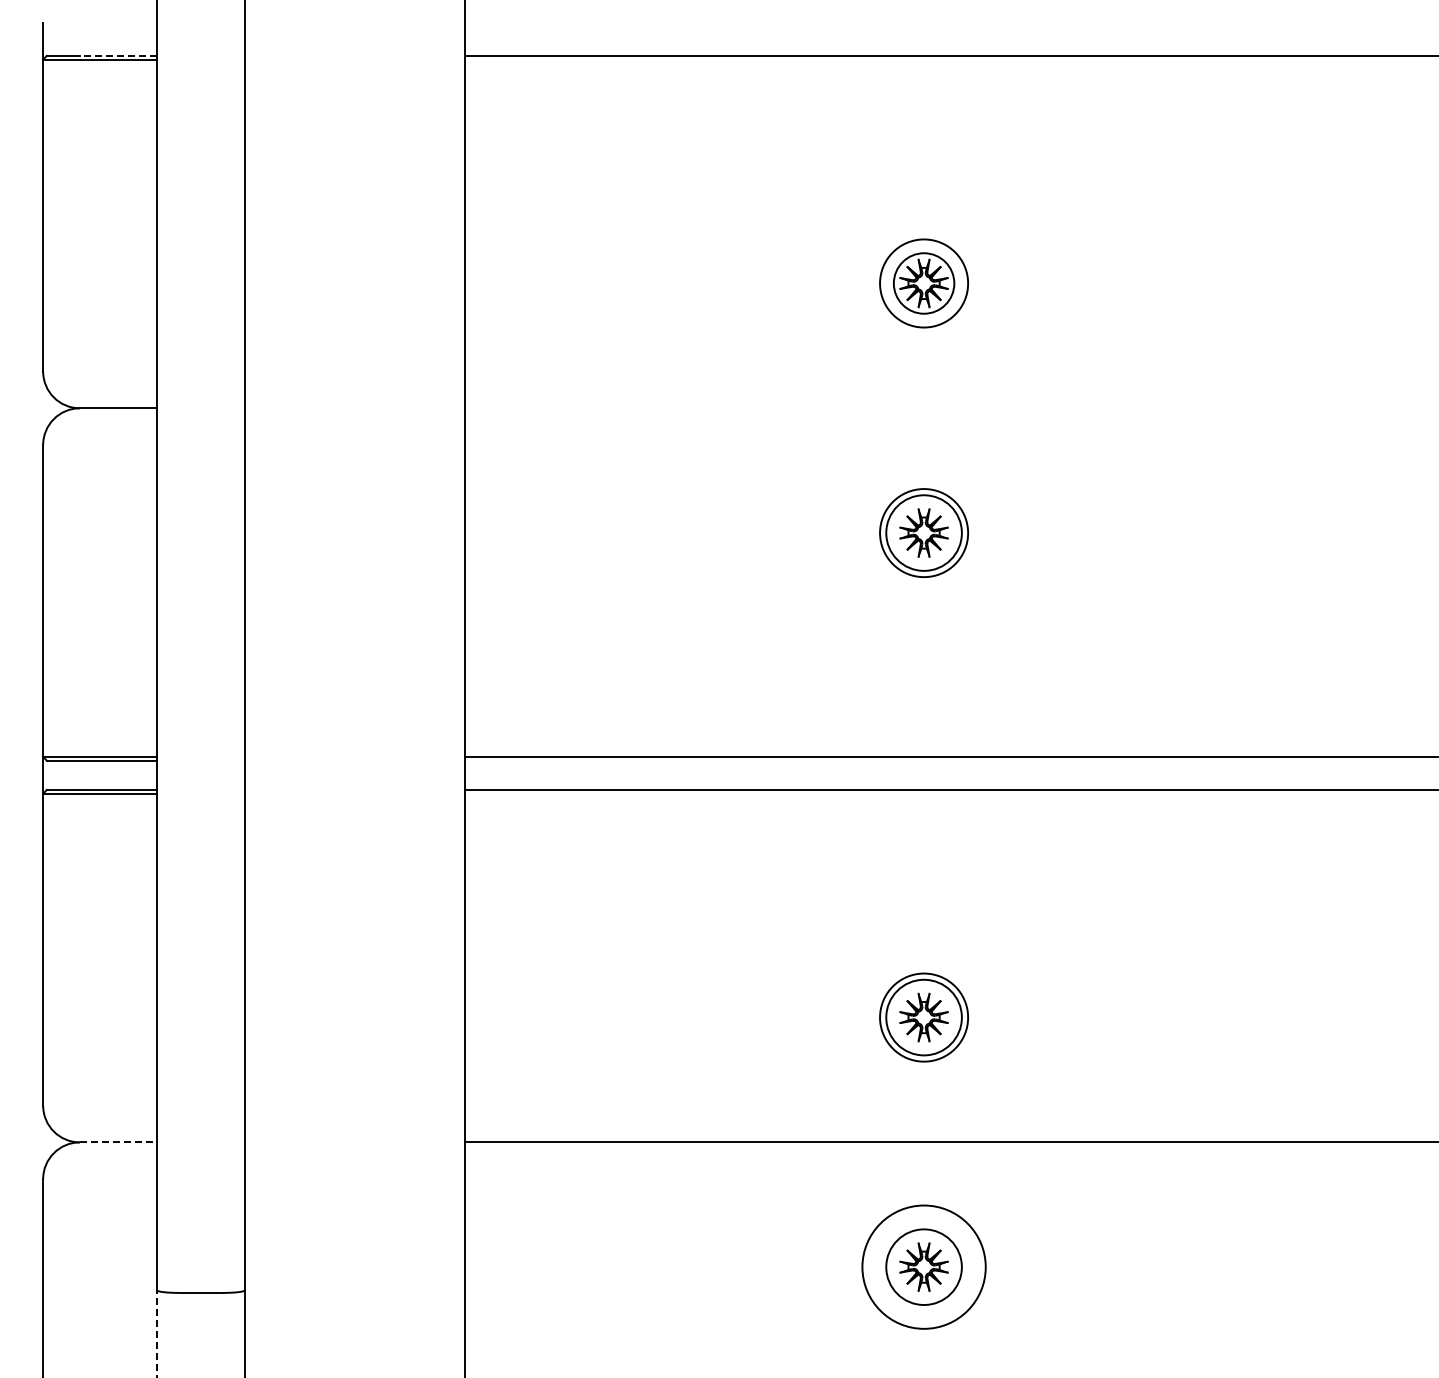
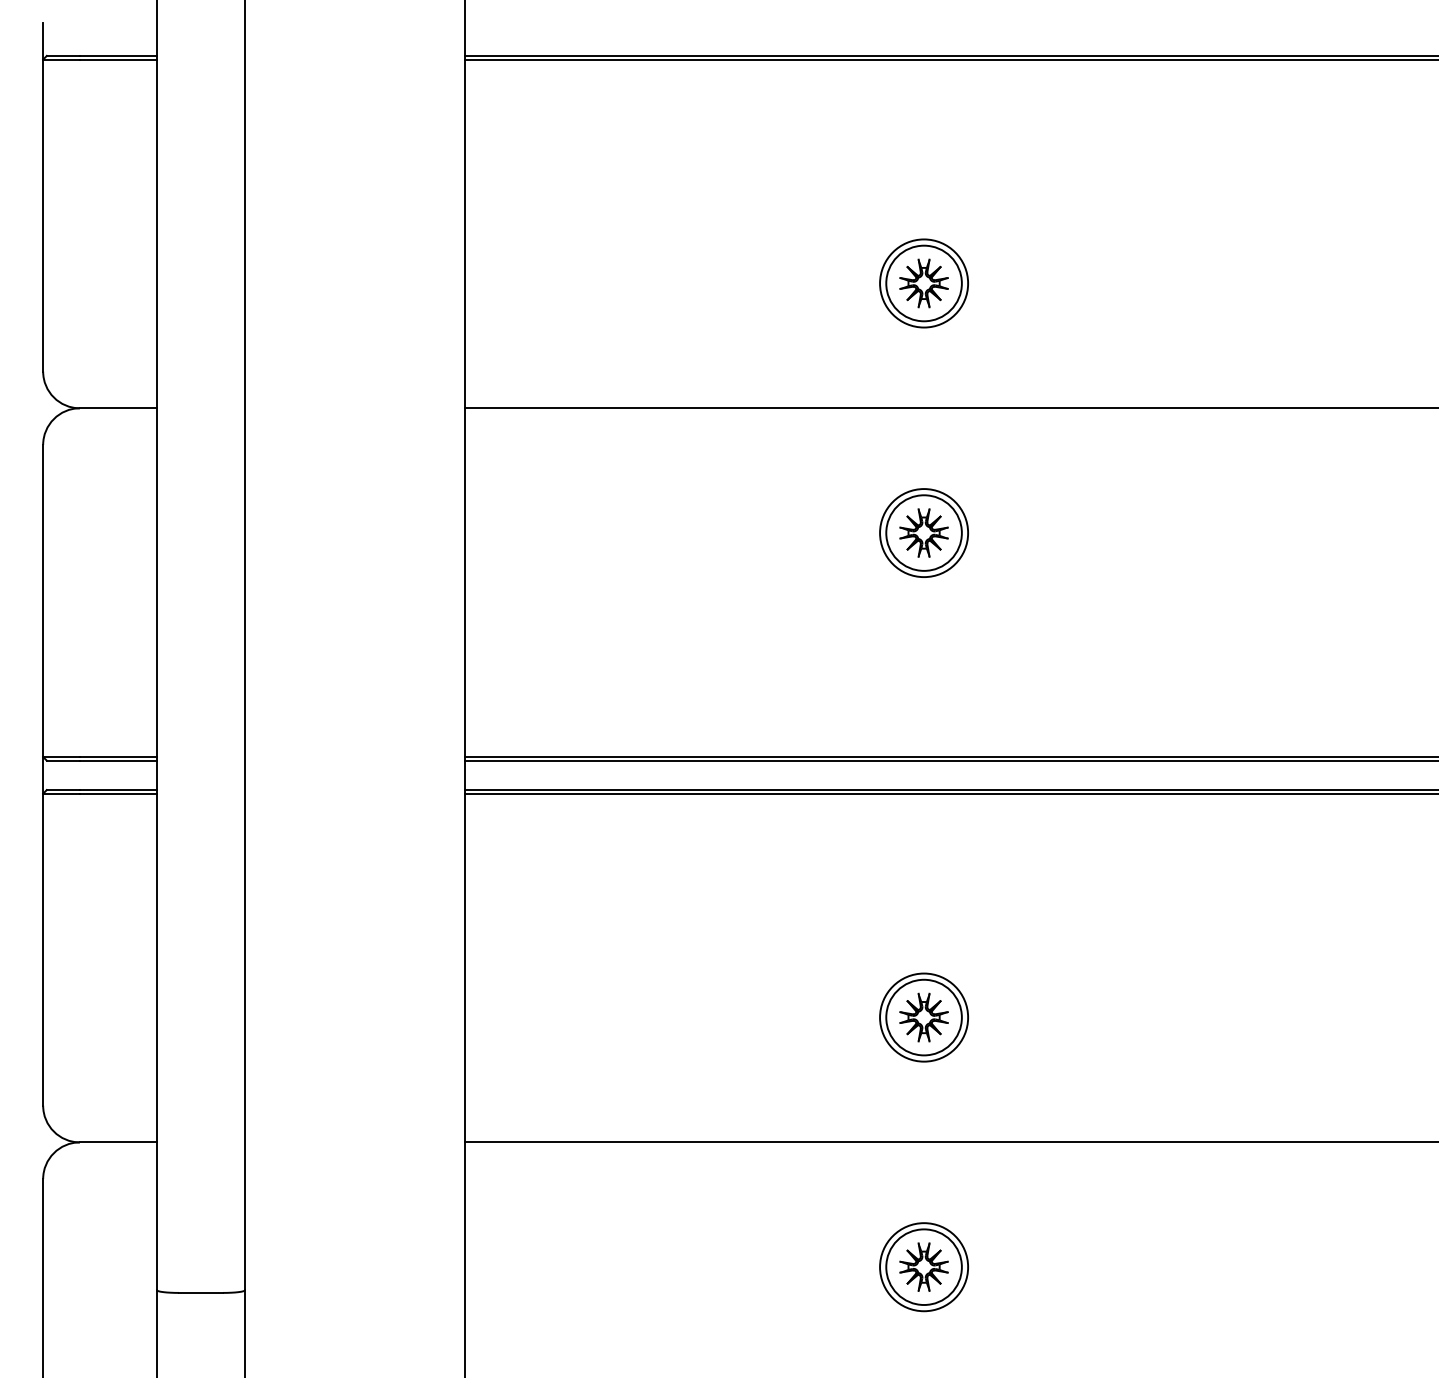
line: dashed -> solid (118, 55)
line: none -> present (950, 59)
circle diameter: 60 px -> 76 px (923, 283)
line: none -> present (950, 408)
line: none -> present (950, 760)
line: none -> present (950, 793)
line: dashed -> solid (118, 1142)
circle diameter: 123 px -> 88 px (924, 1267)
line: dashed -> solid (156, 1333)
